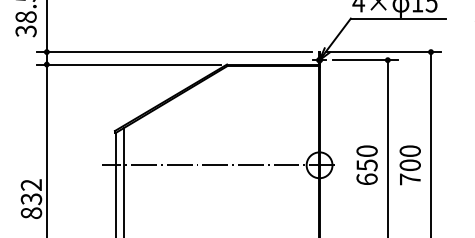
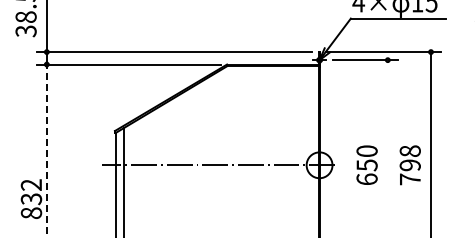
line: present -> none (387, 147)
line: solid -> dashed (46, 151)
text: 700 -> 798 (409, 158)
